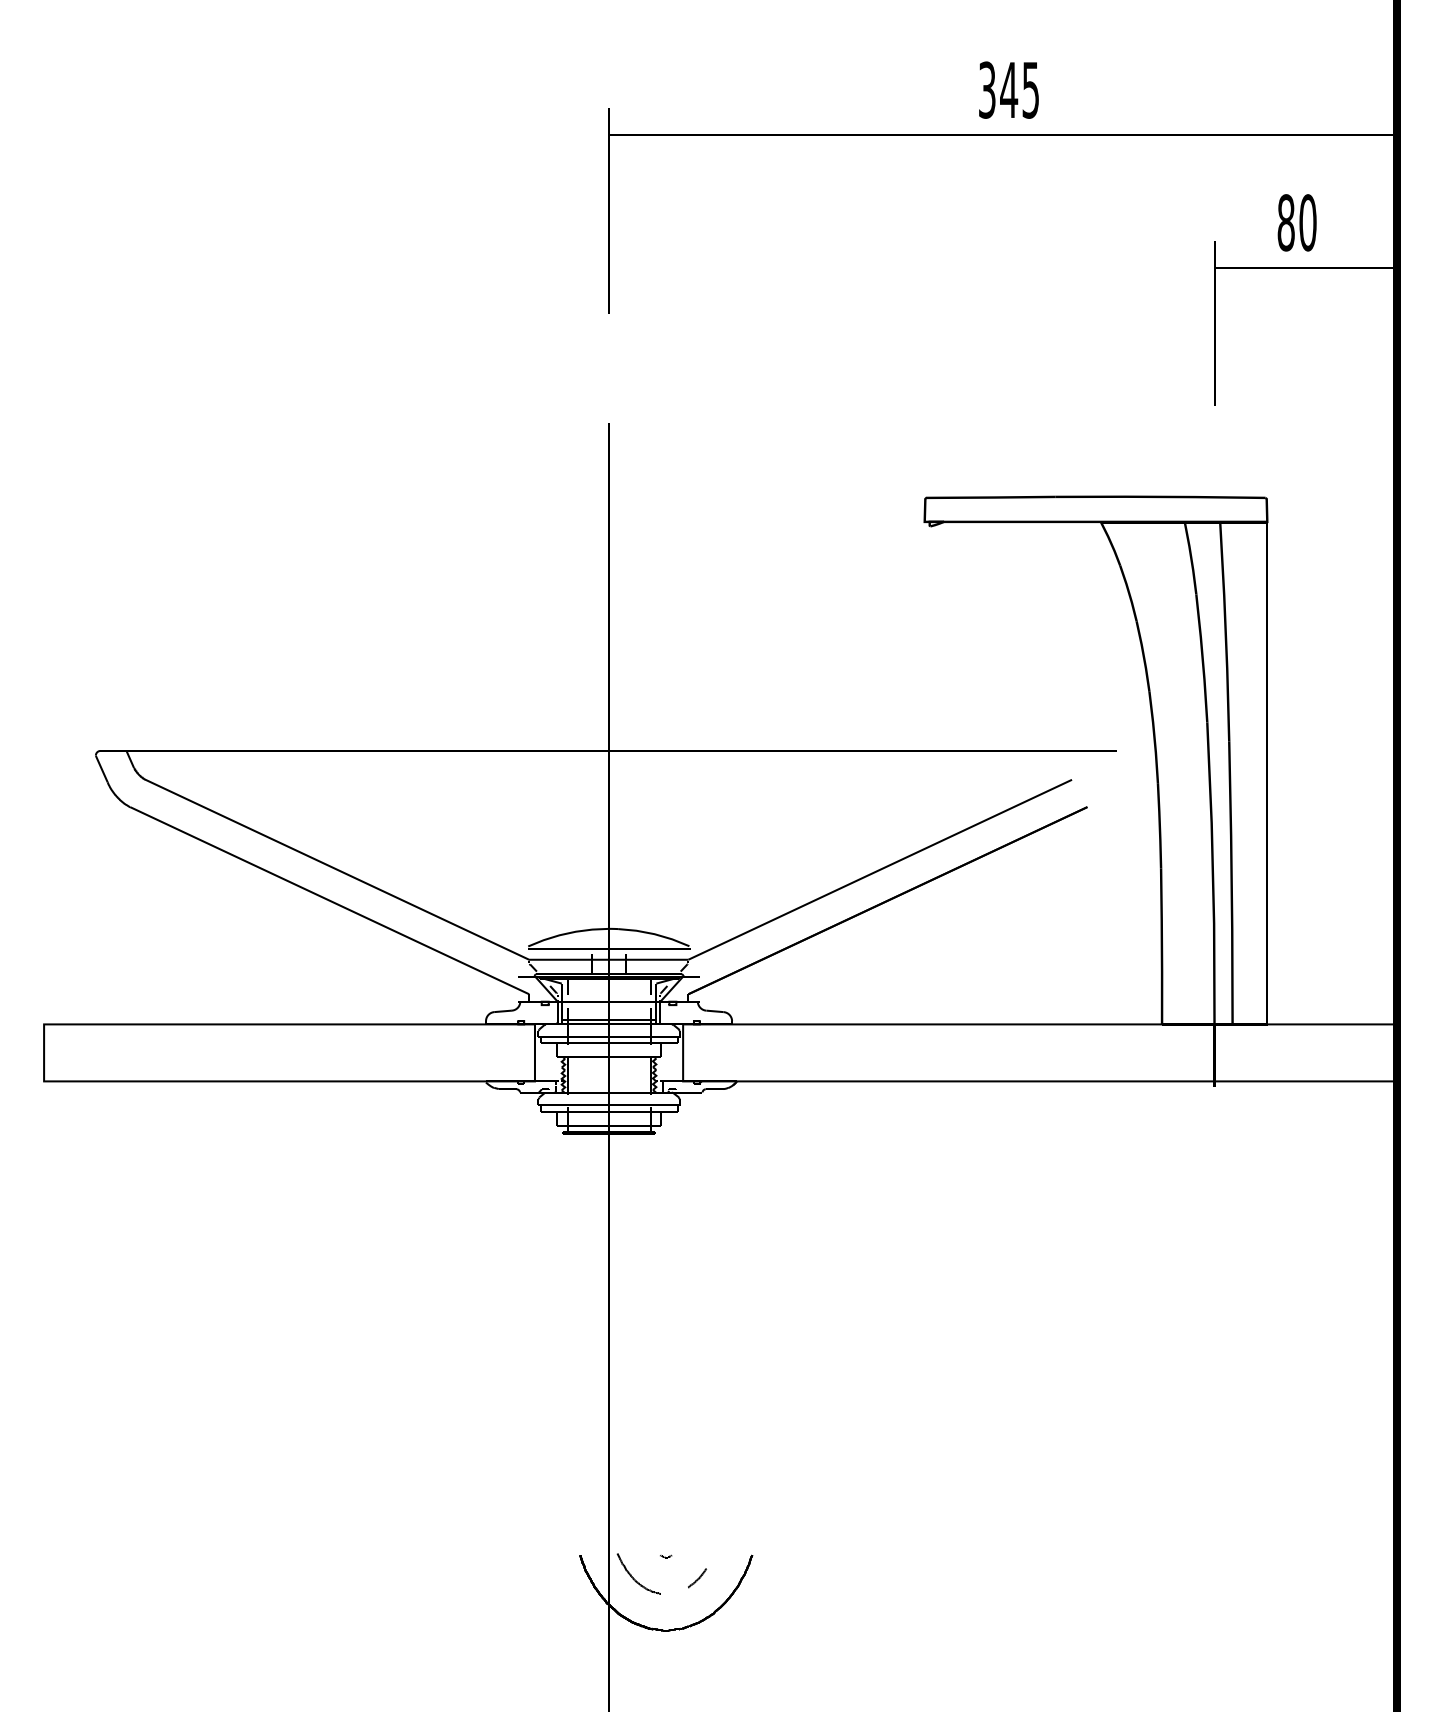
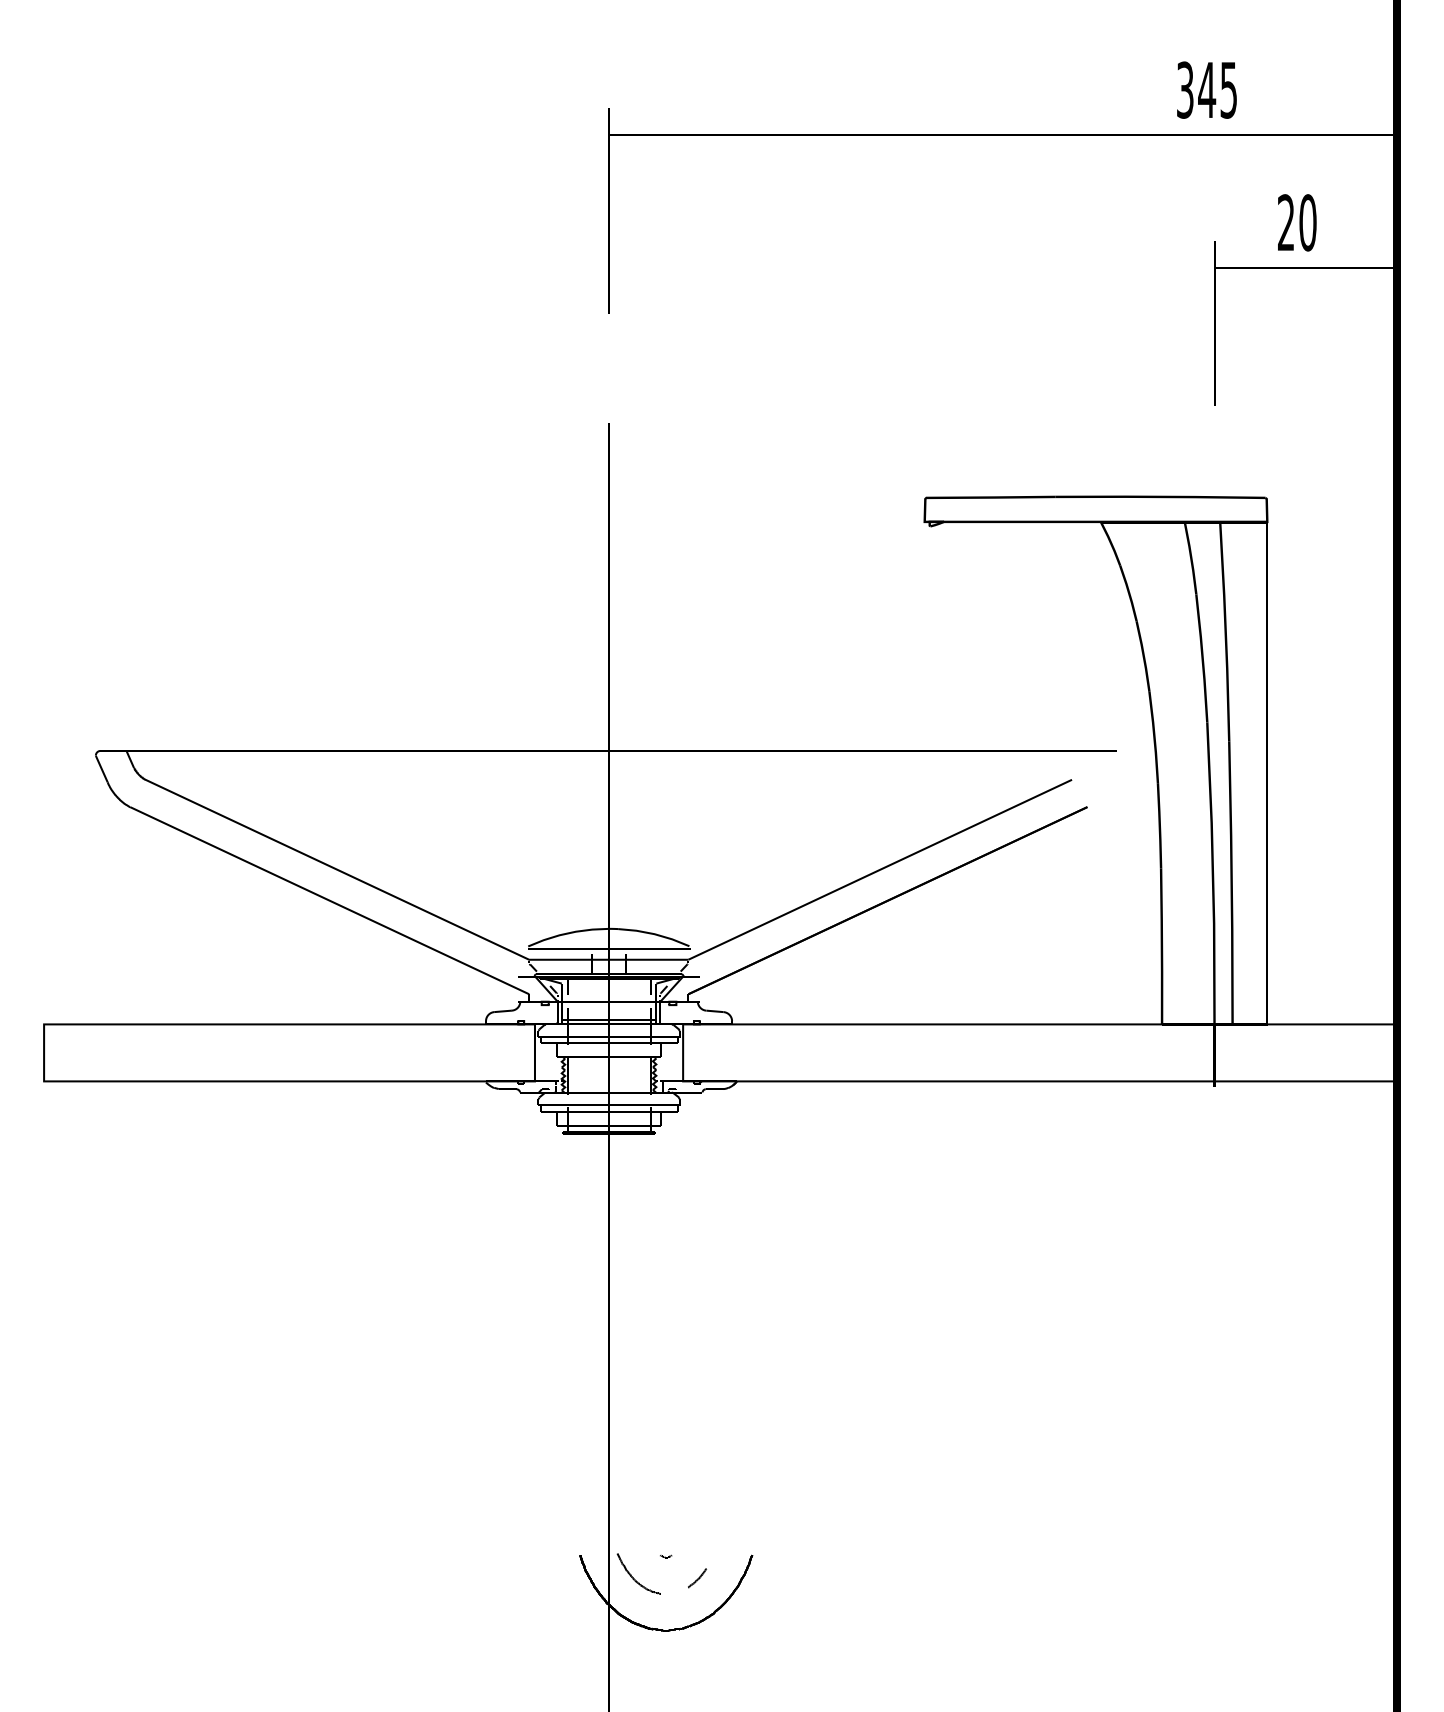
text position: (1008, 89) -> (1206, 89) (1206, 89)
text: 80 -> 20 (1285, 222)
